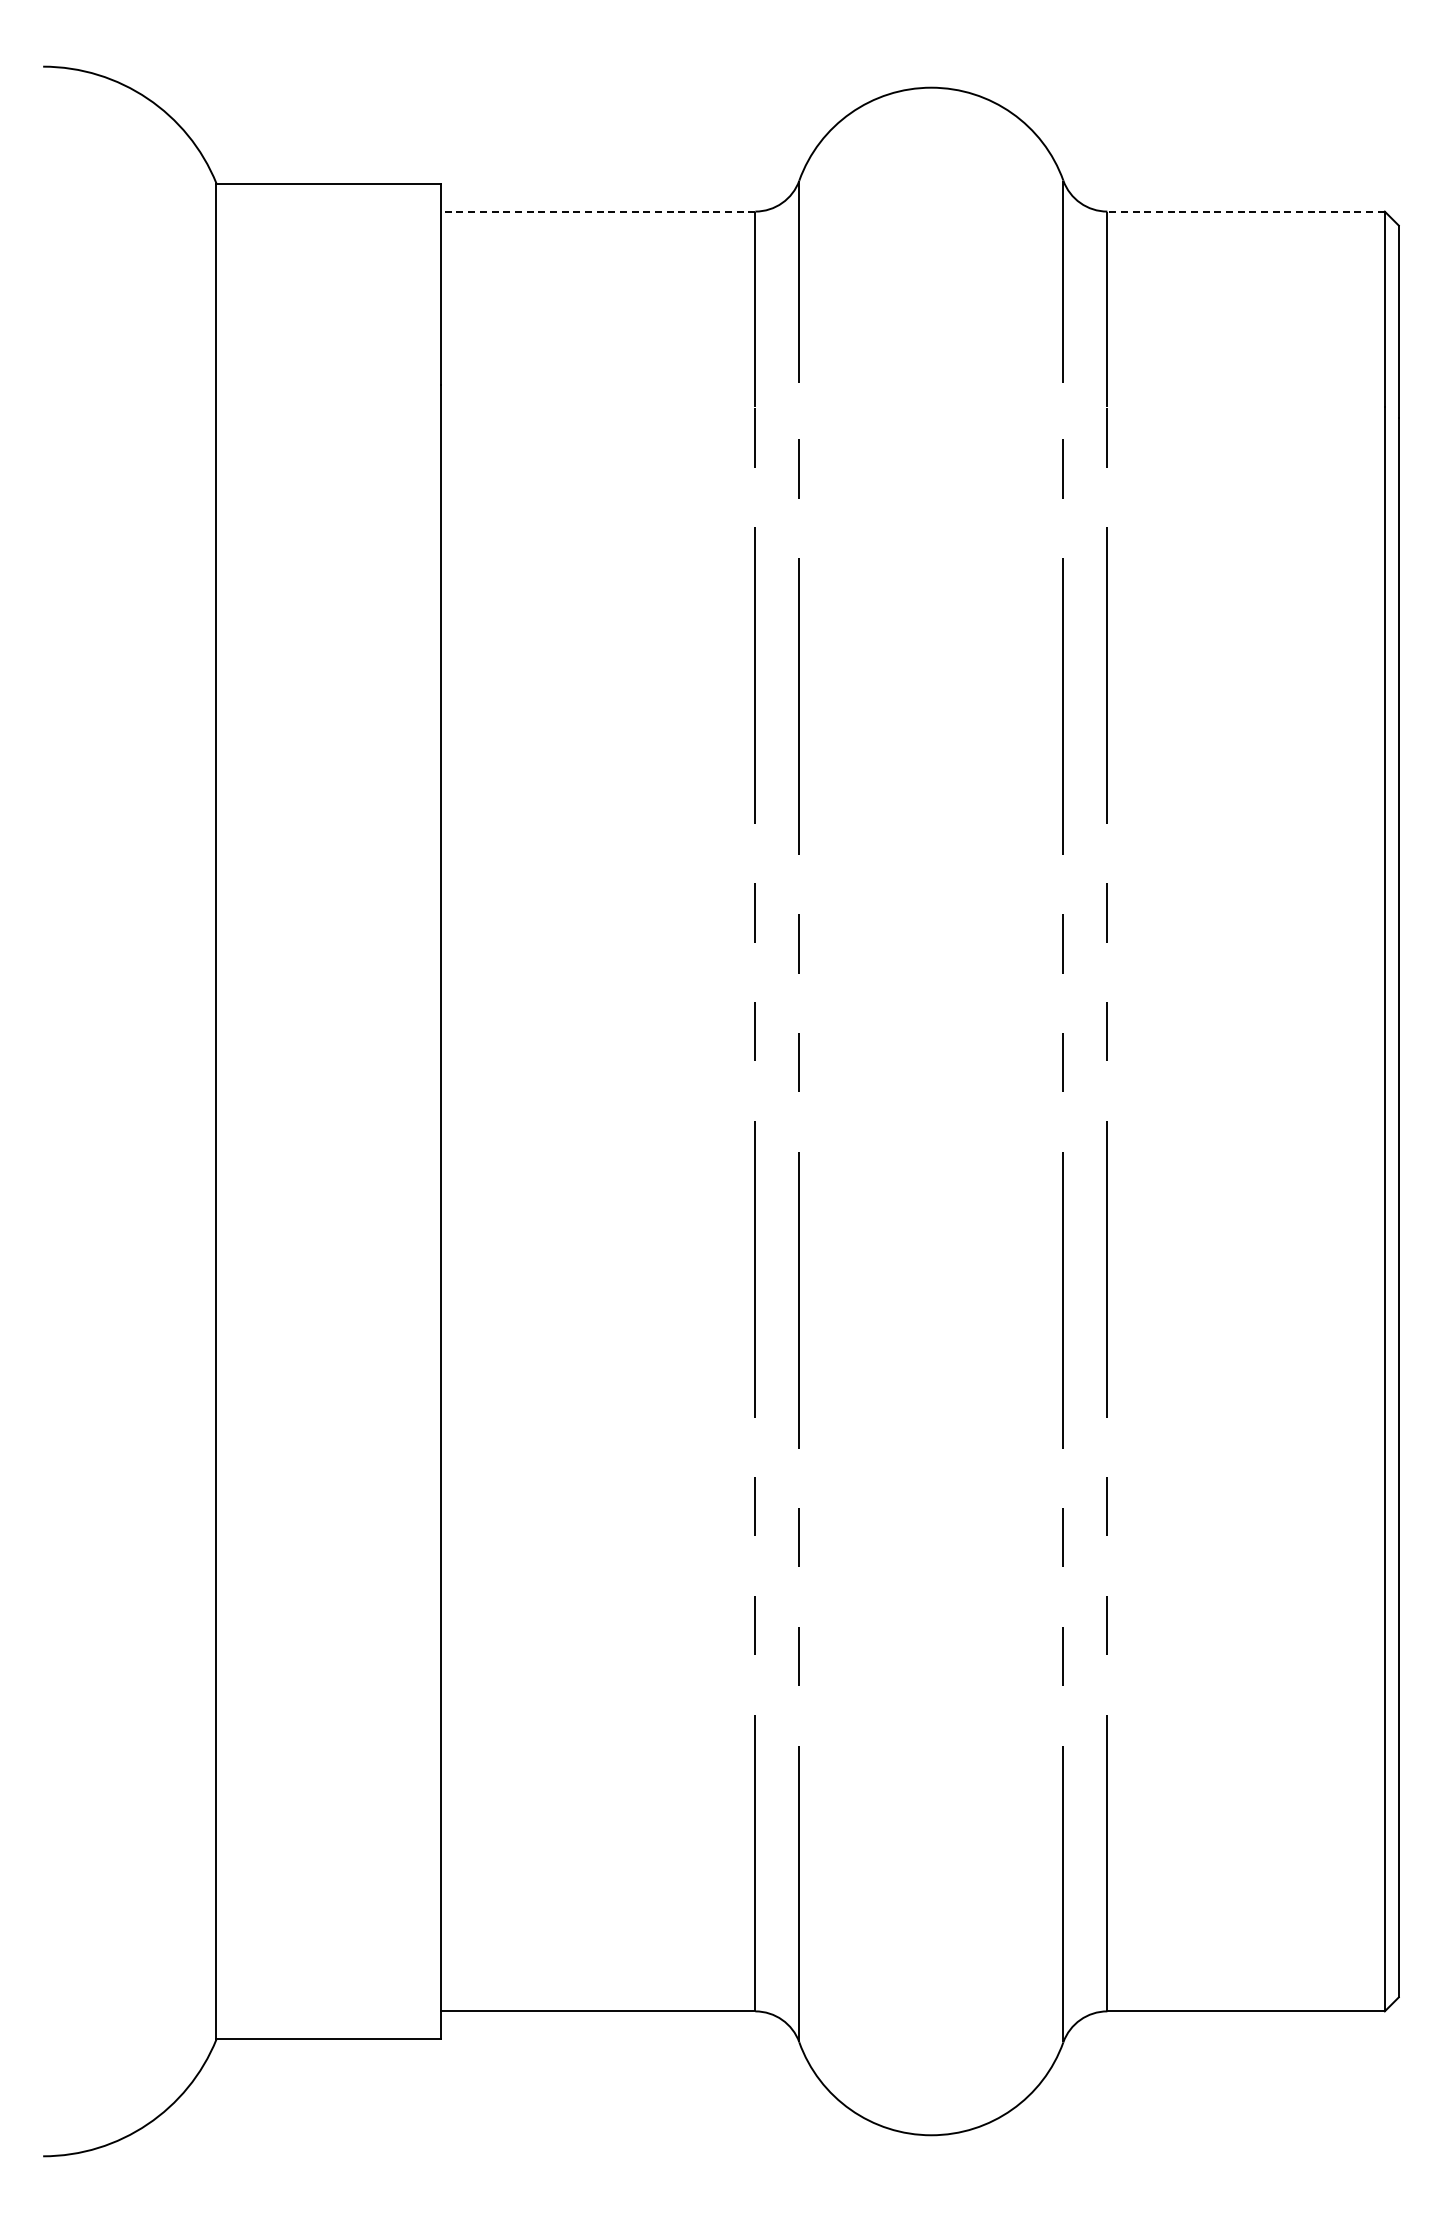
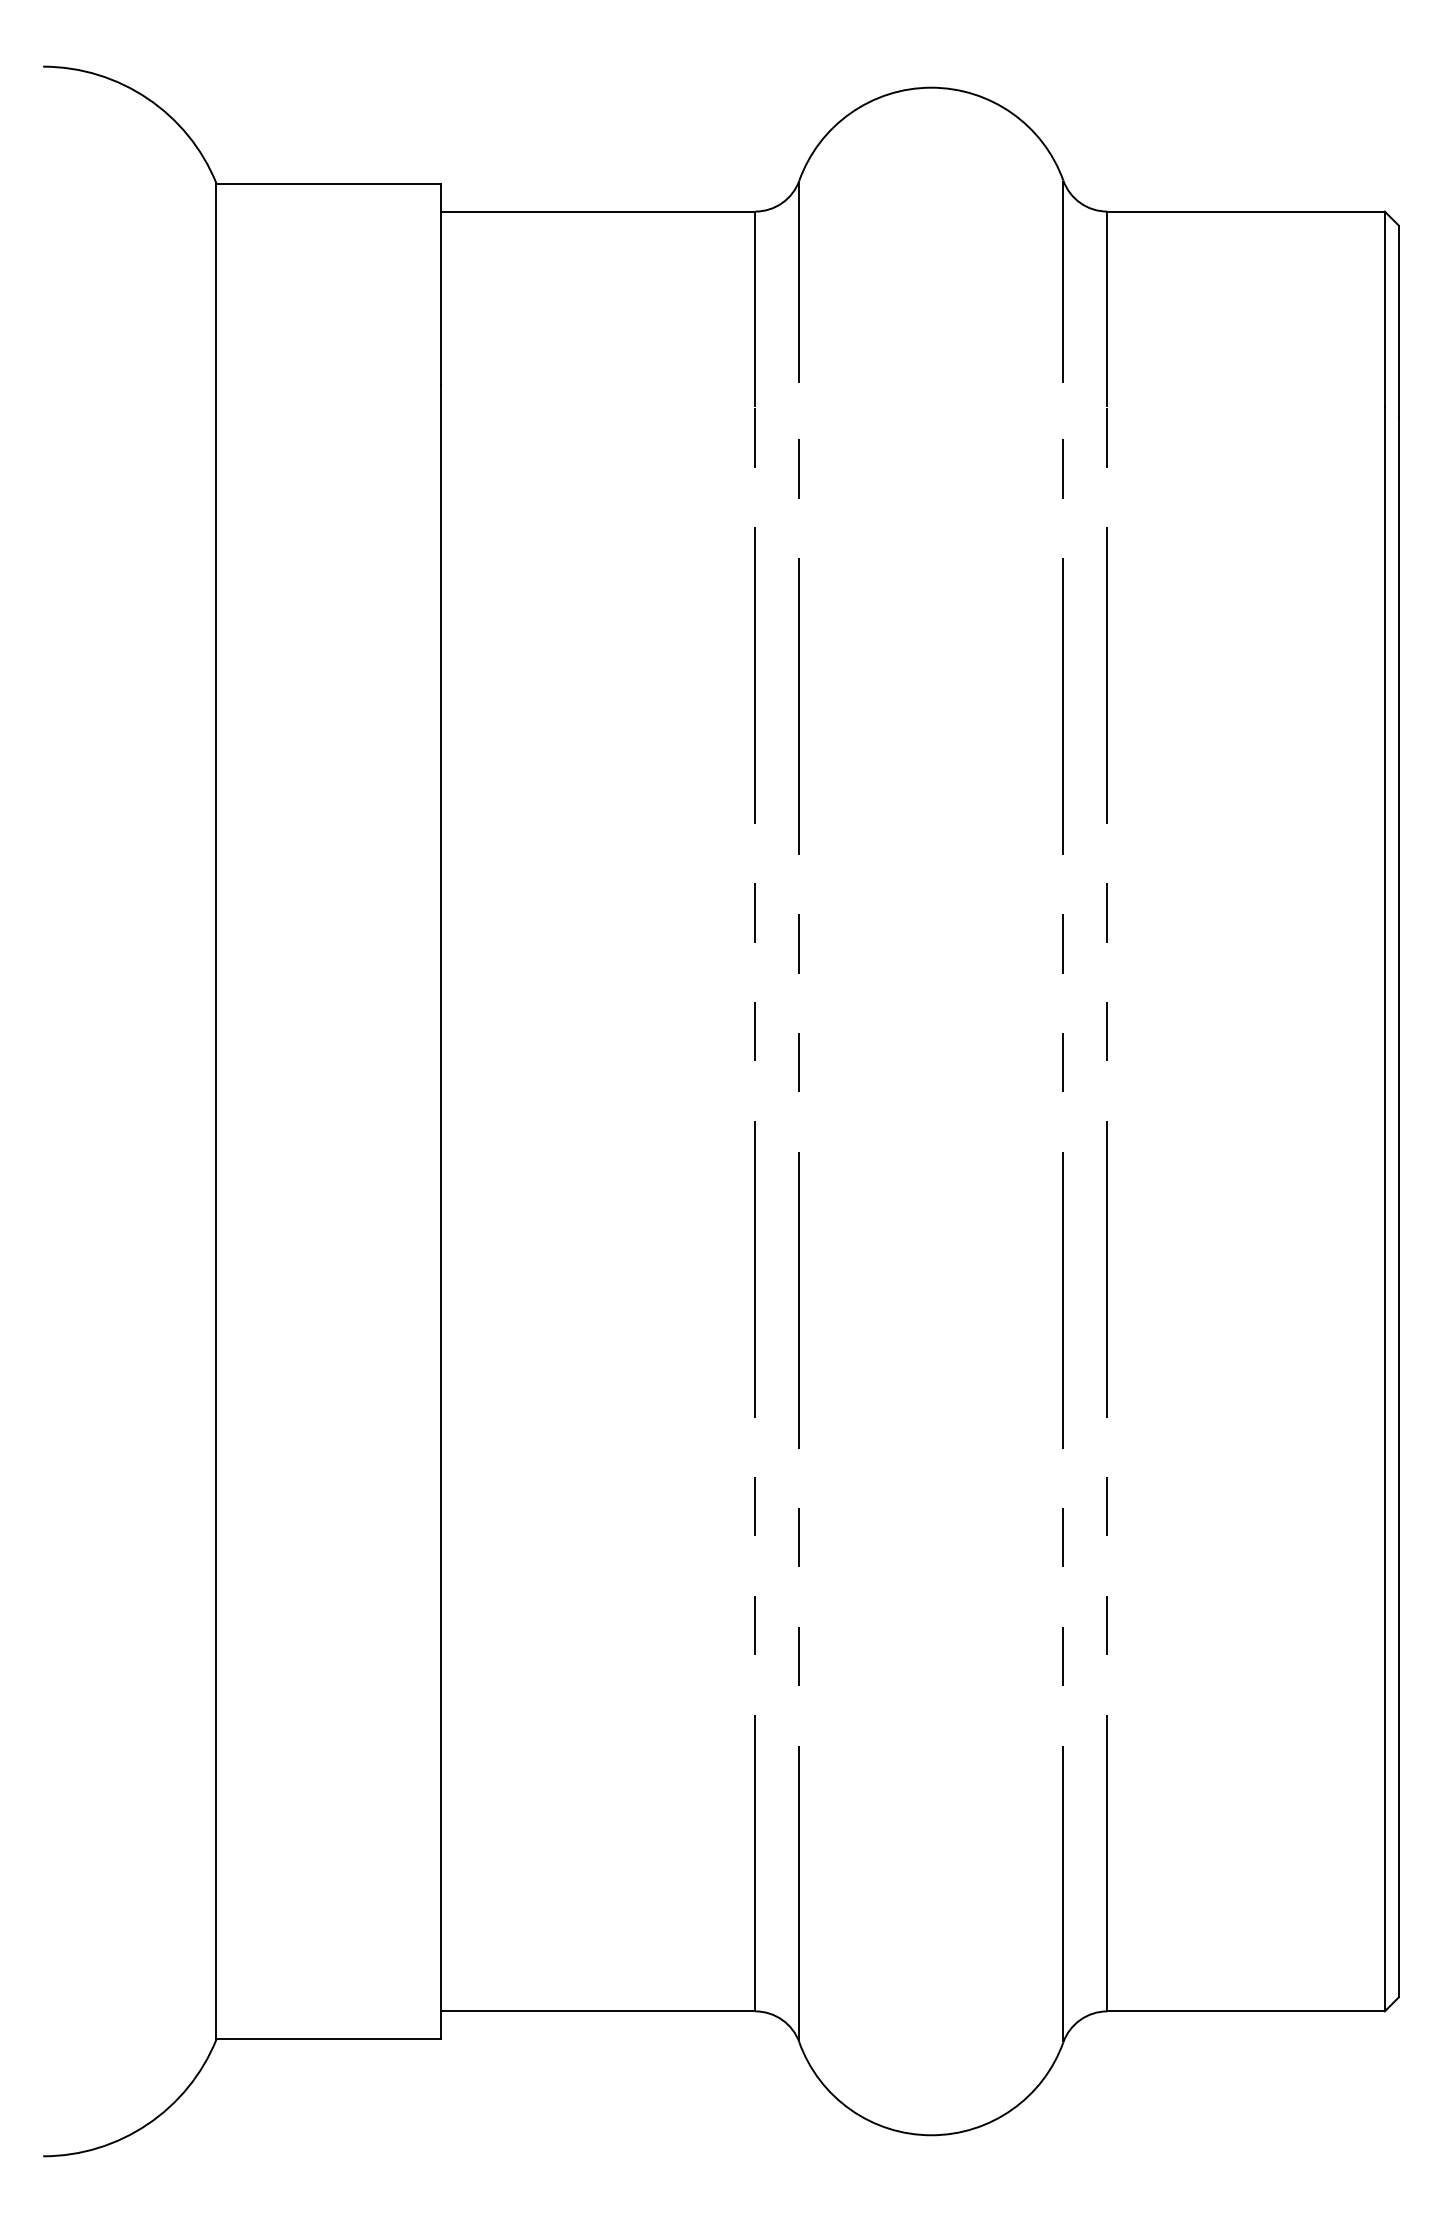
line: dashed -> solid (597, 211)
line: dashed -> solid (1246, 211)
